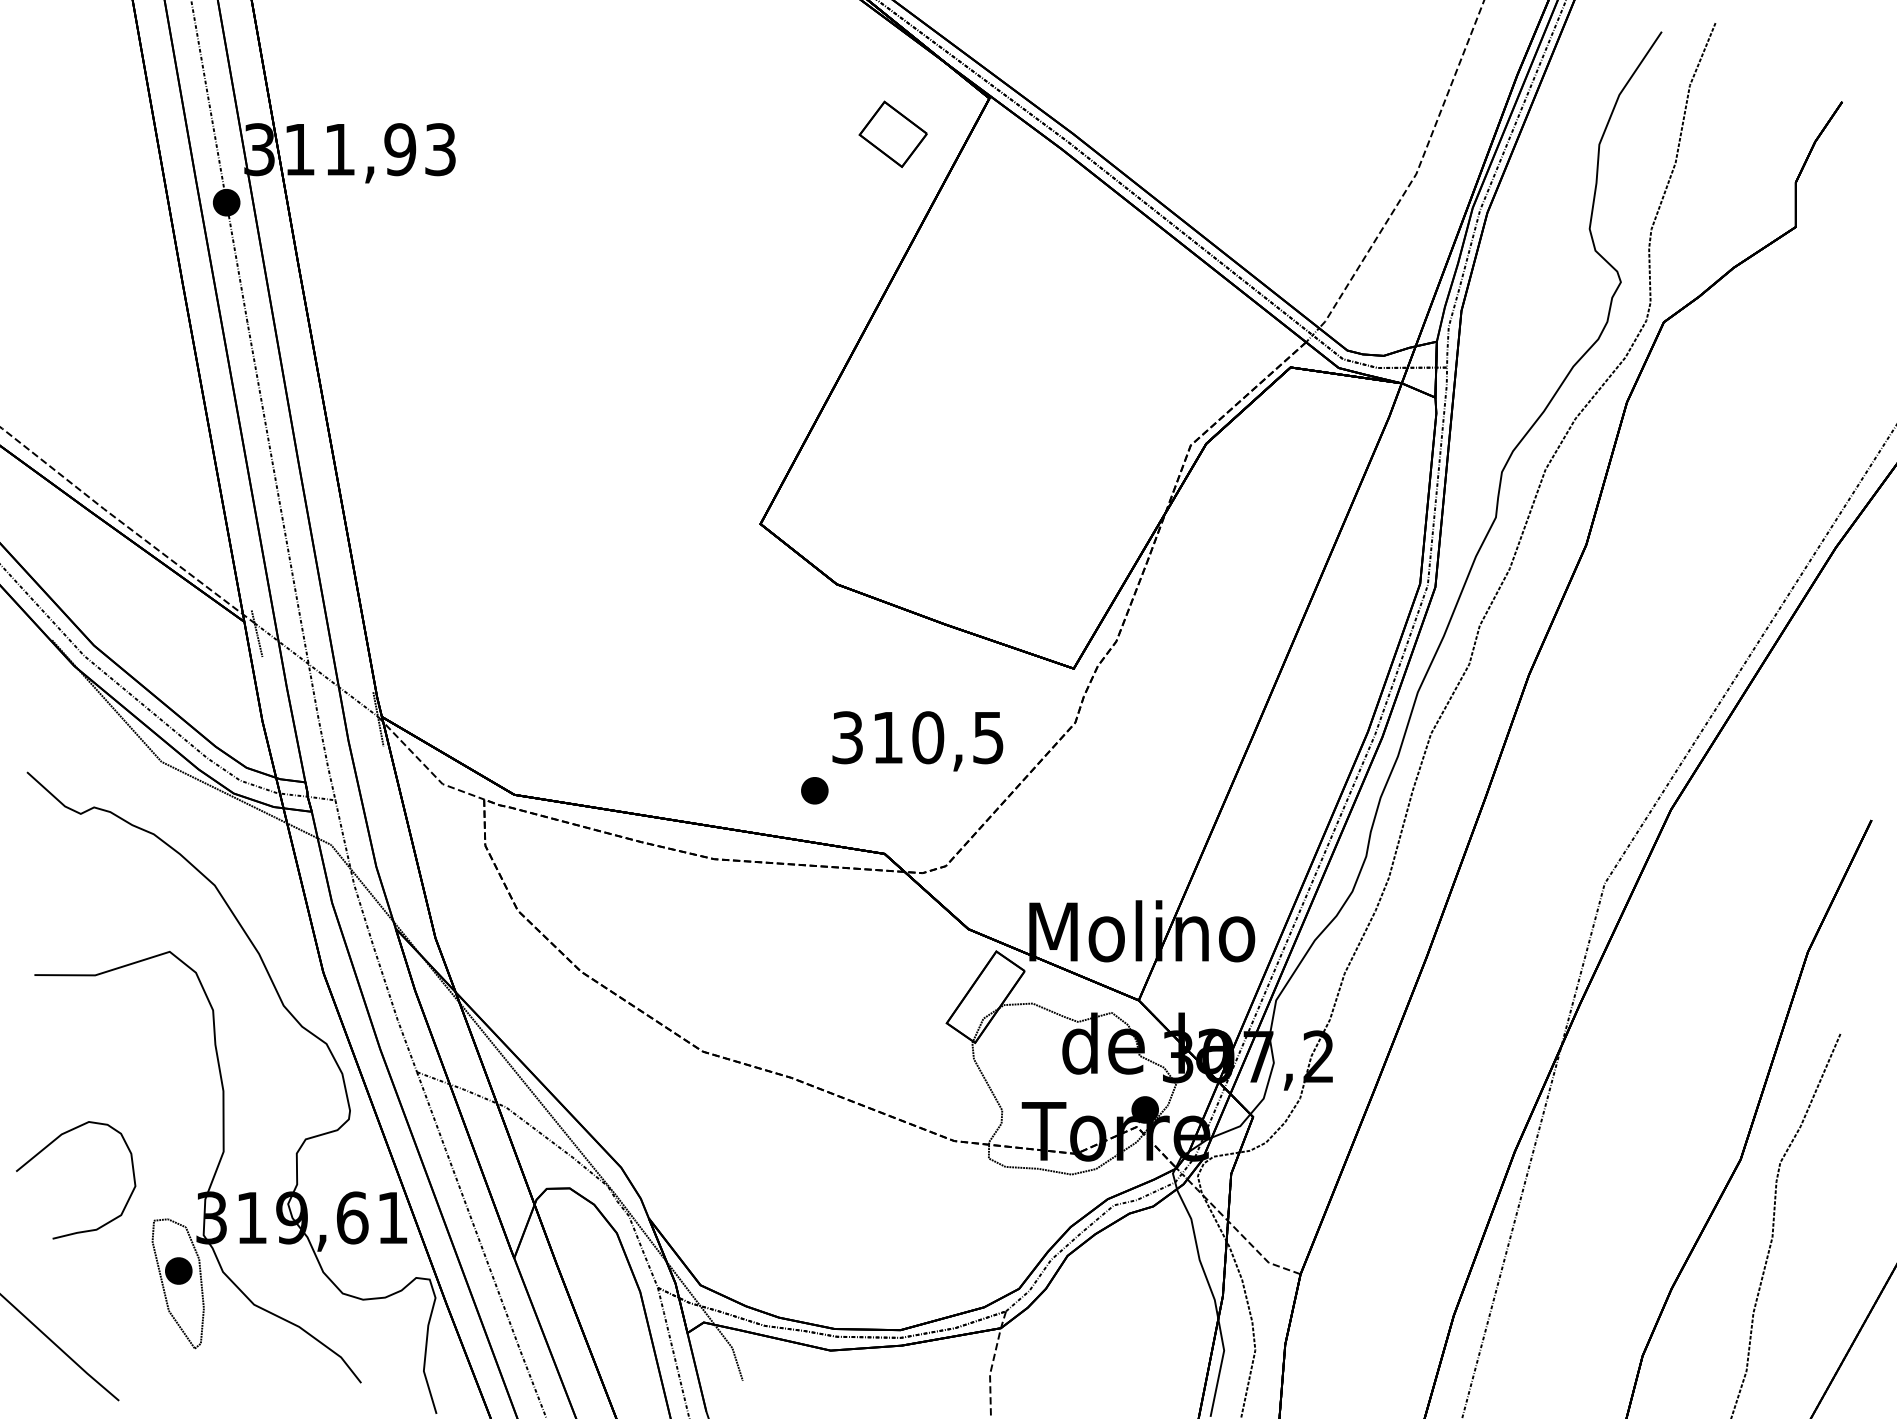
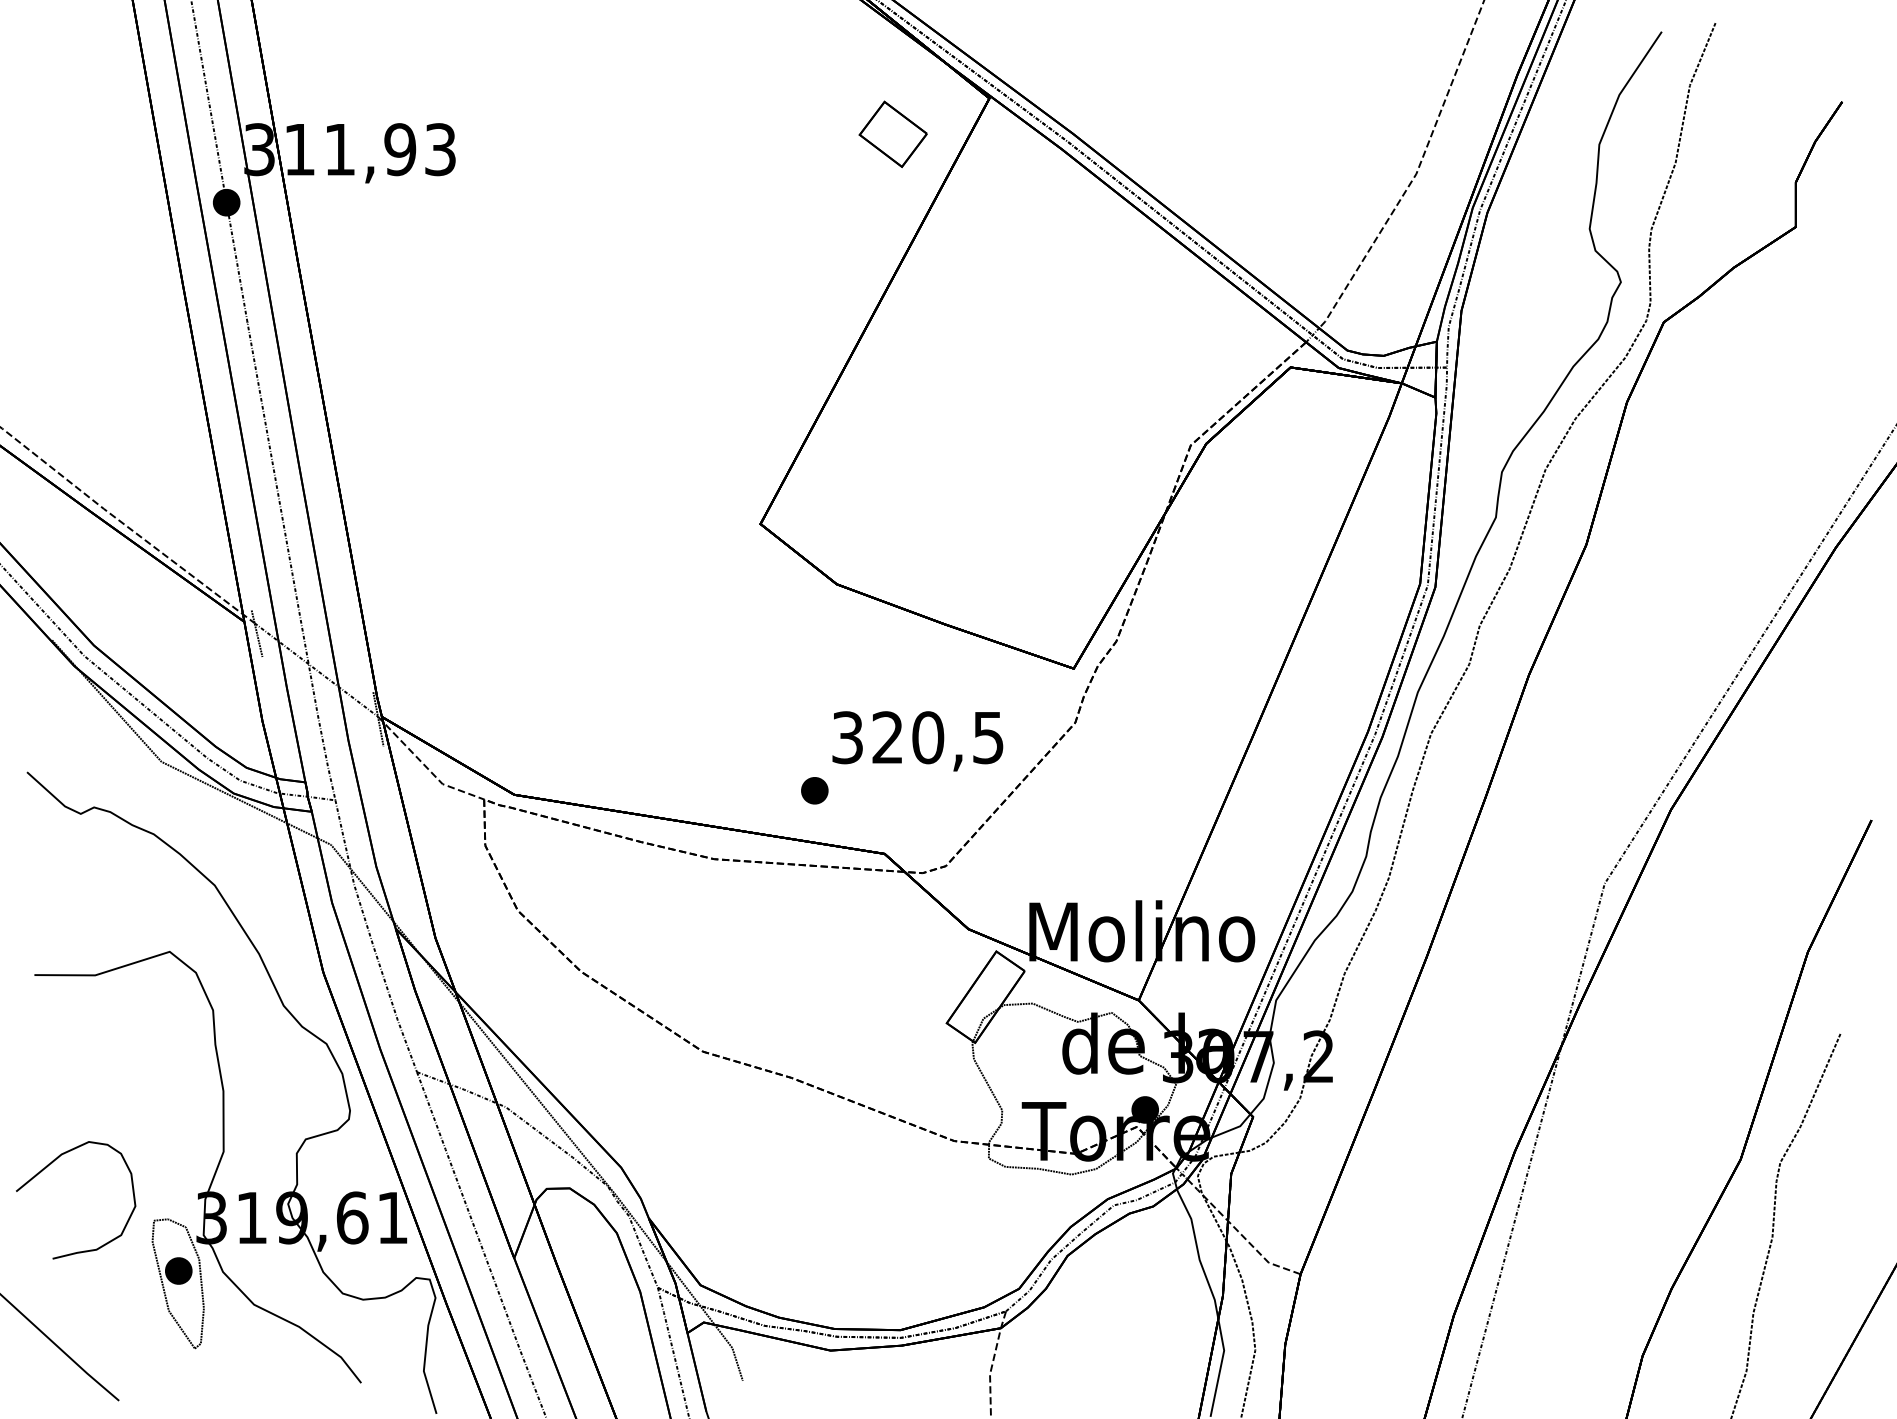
text: 310,5 -> 320,5 (887, 737)
curve position: (46, 1148) -> (46, 1168) (46, 1168)
